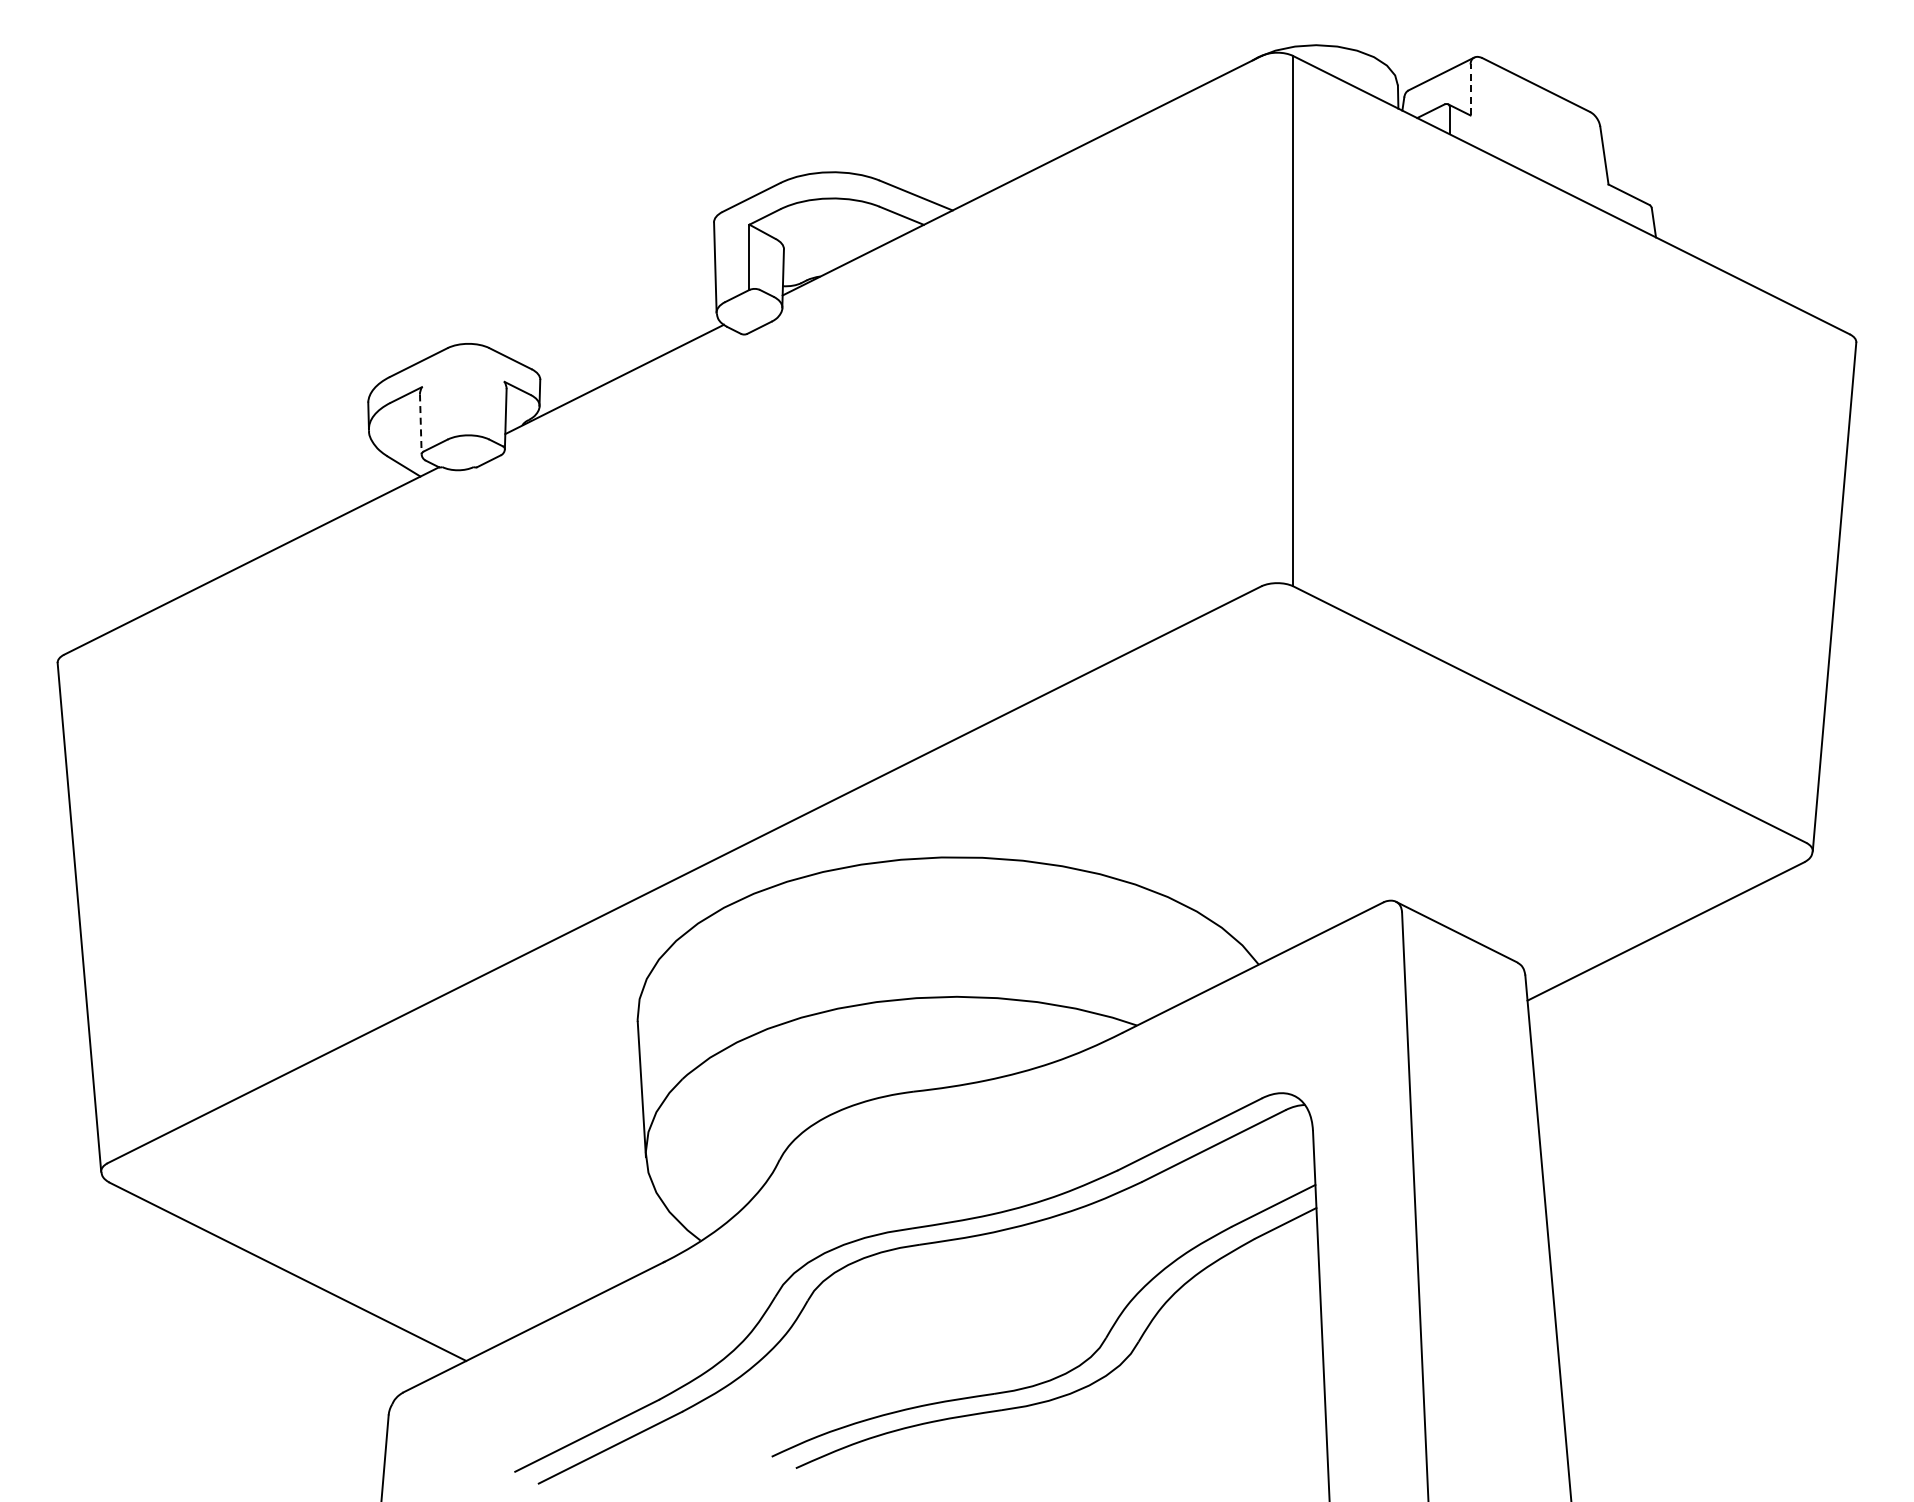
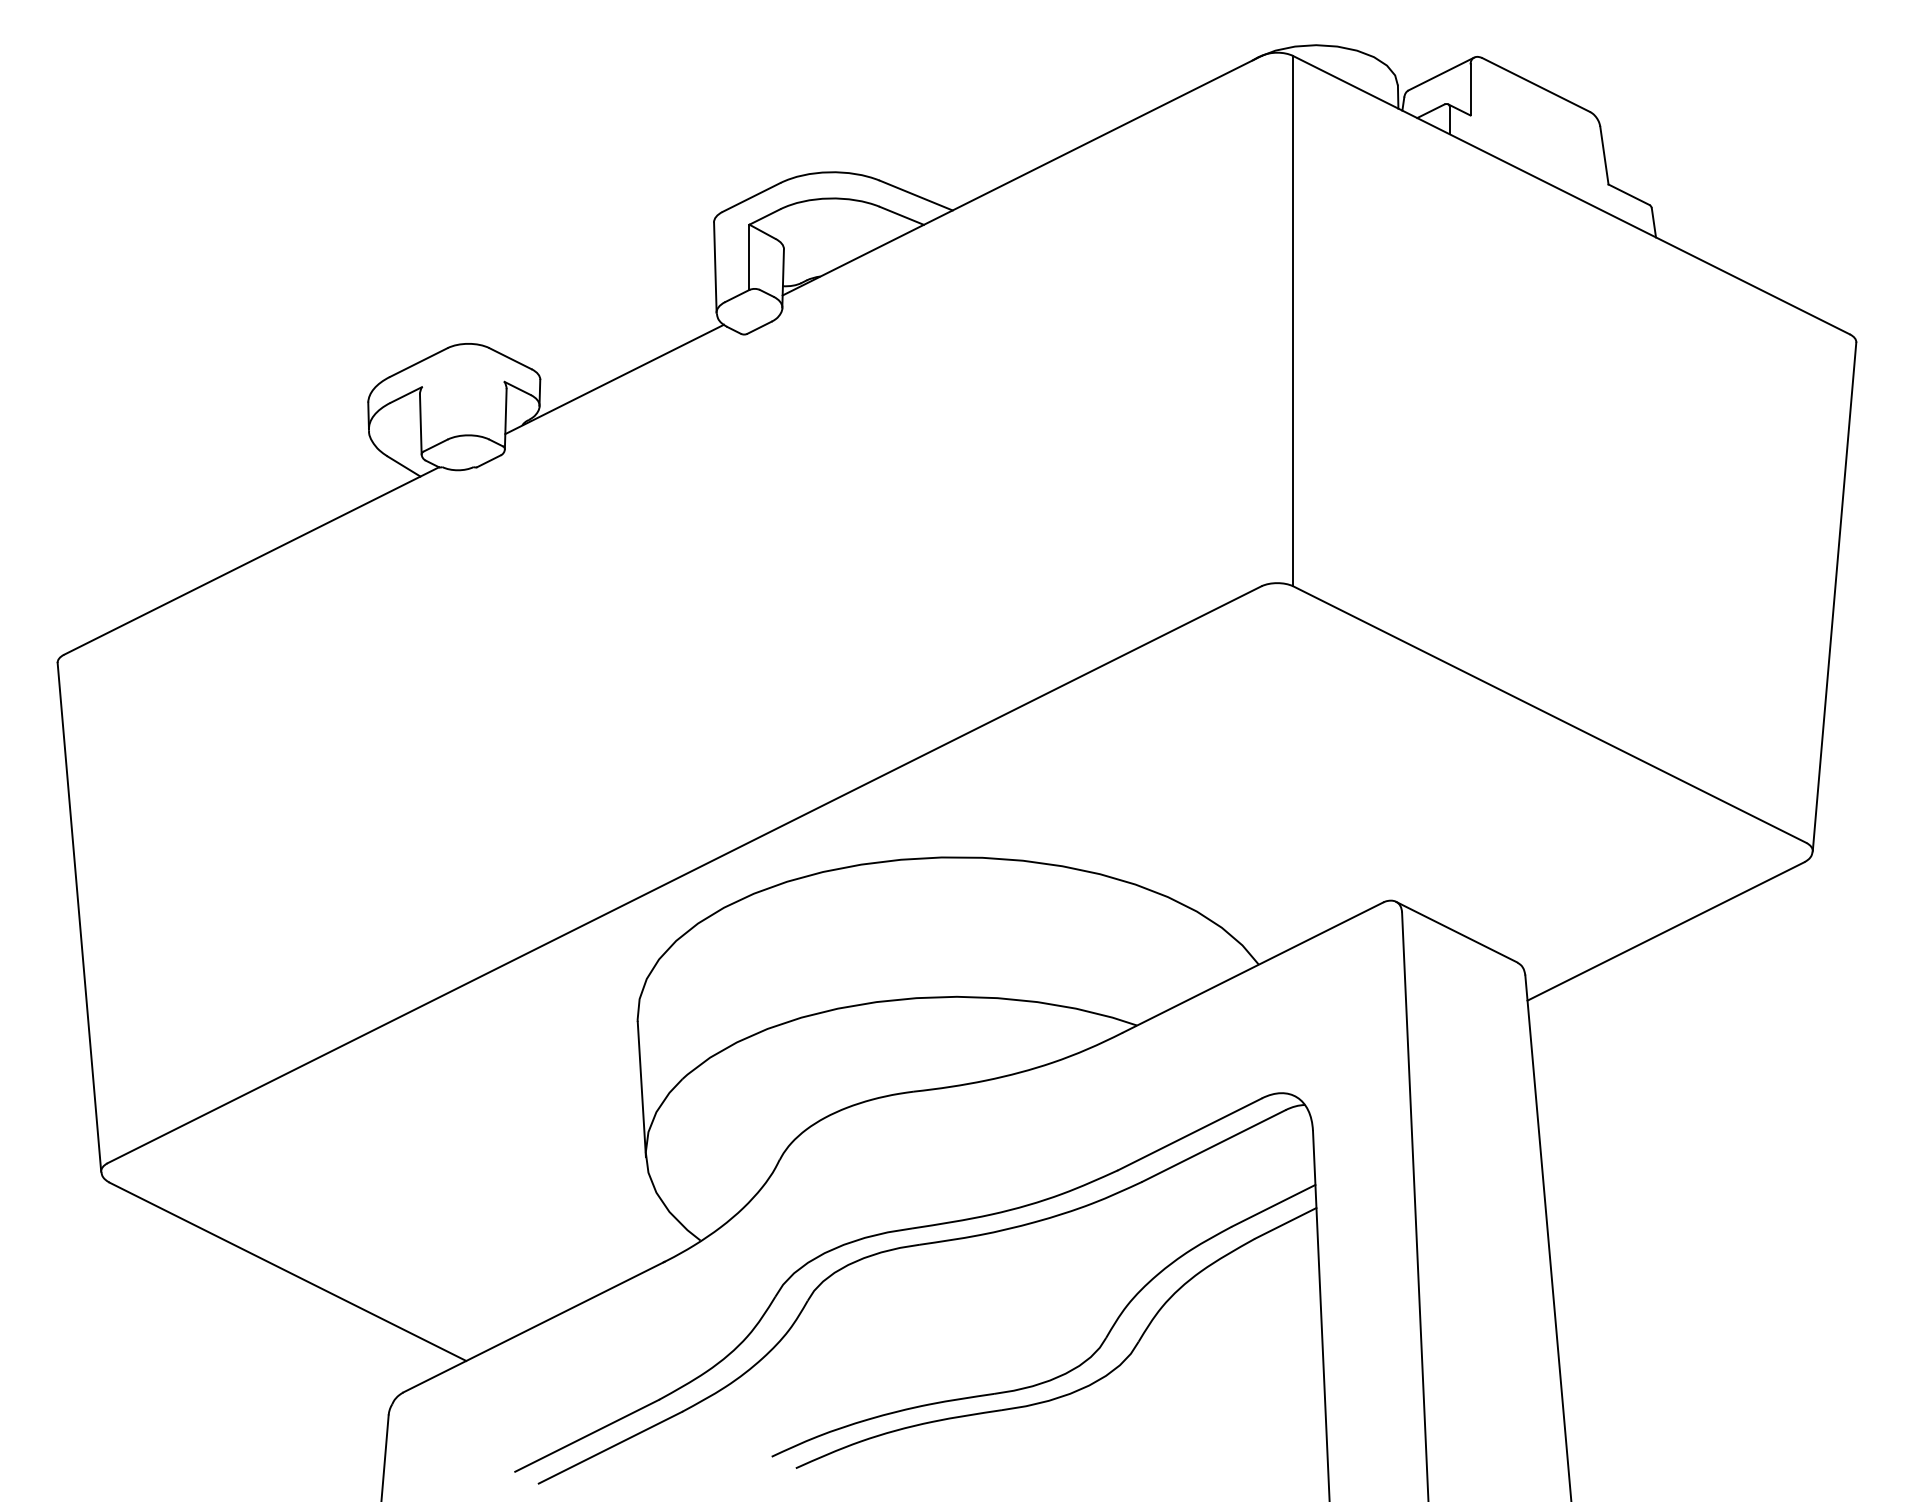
line: dashed -> solid (1470, 89)
line: dashed -> solid (420, 424)
